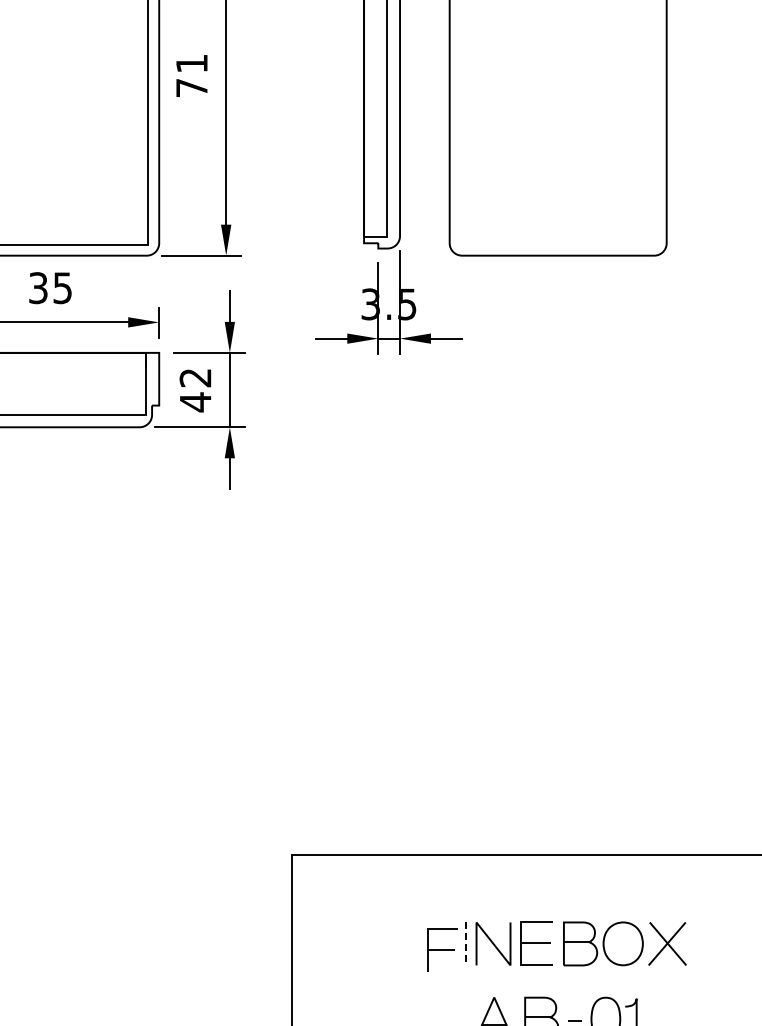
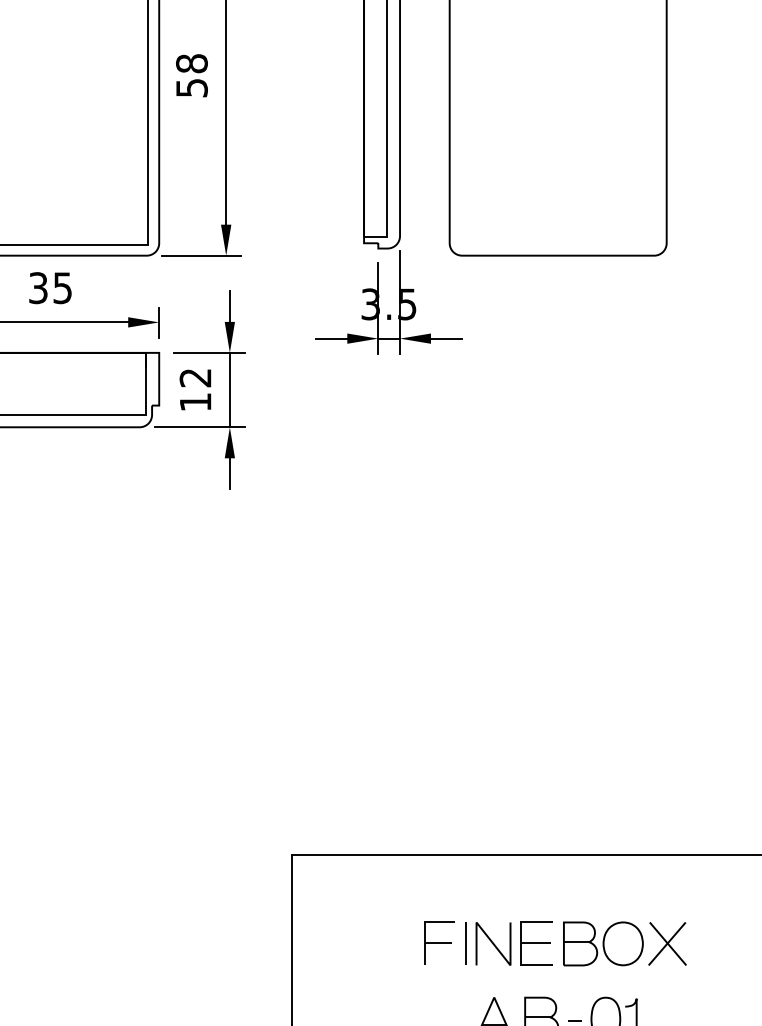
text: 71 -> 58 (191, 75)
text: 42 -> 12 (195, 402)
line: dashed -> solid (465, 944)
part position: (442, 949) -> (439, 942) (439, 942)
